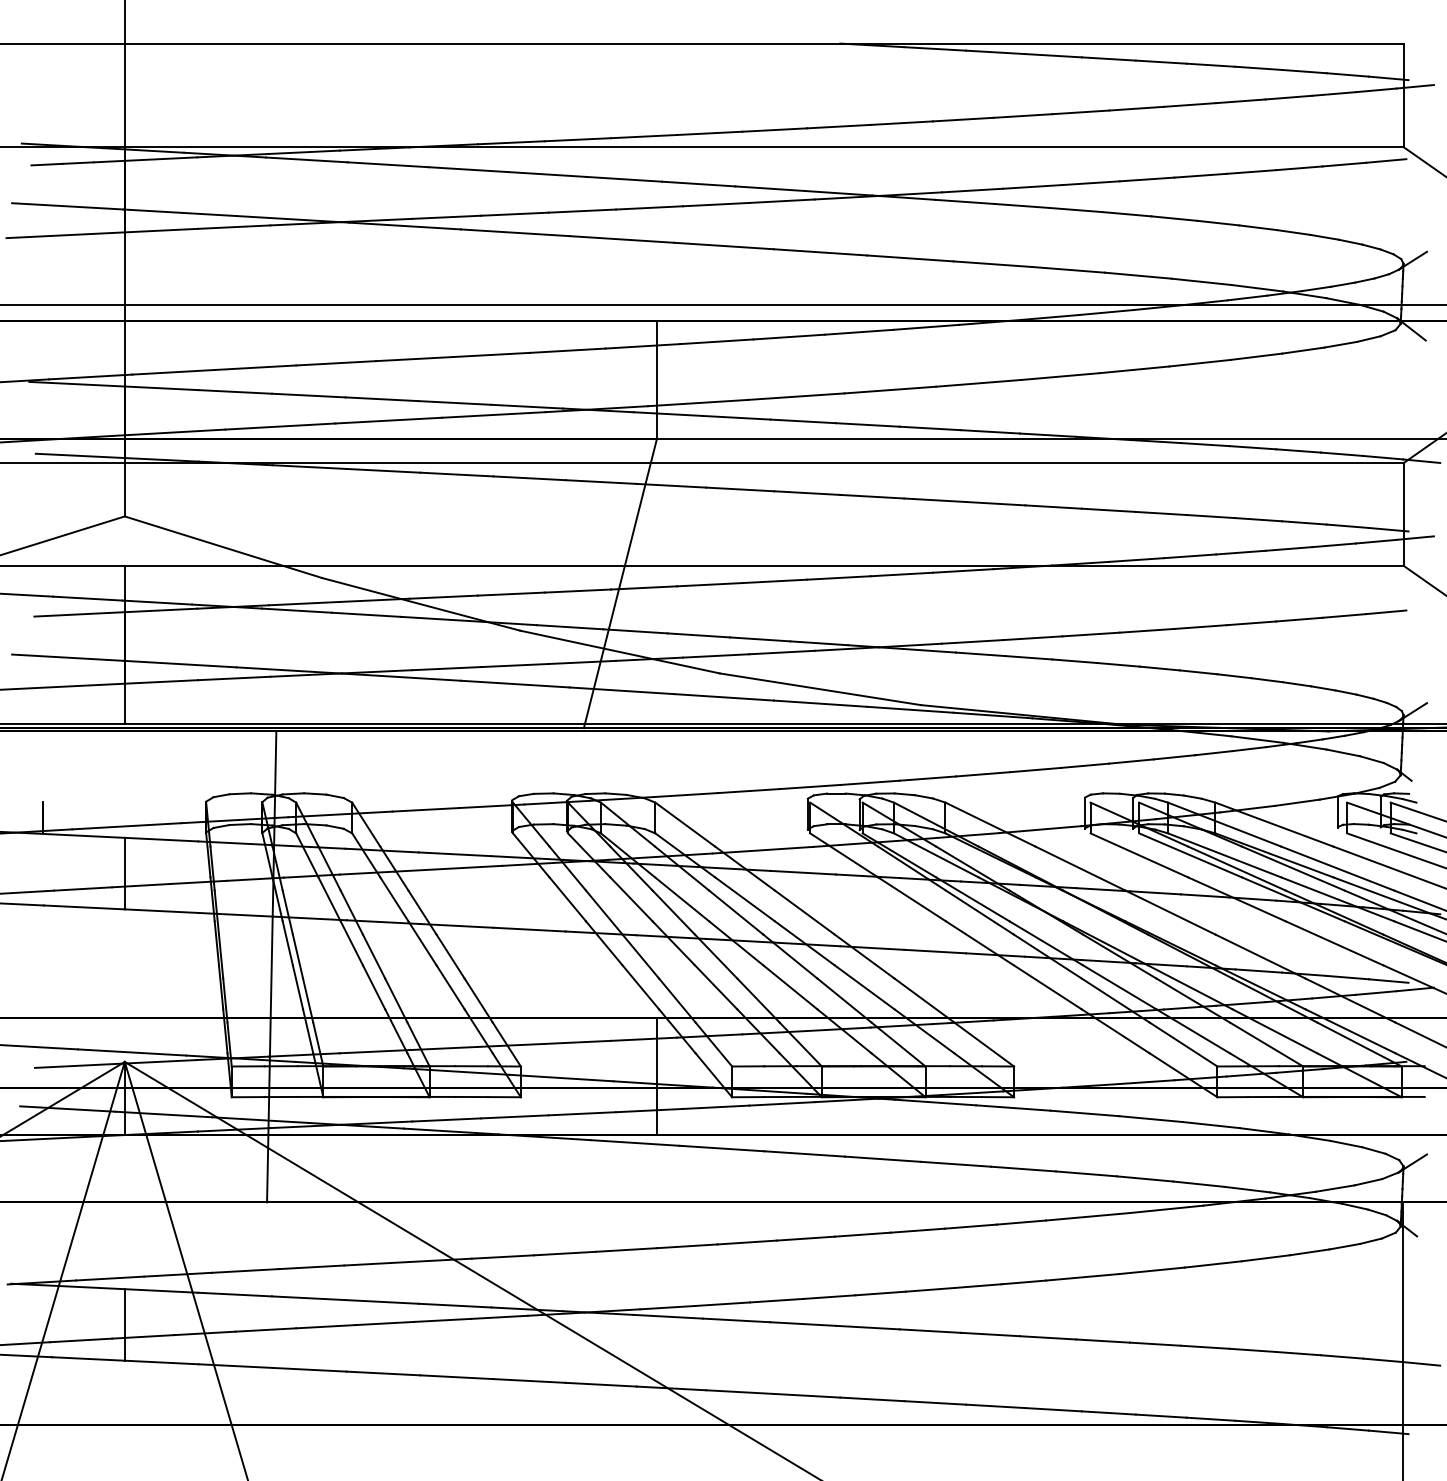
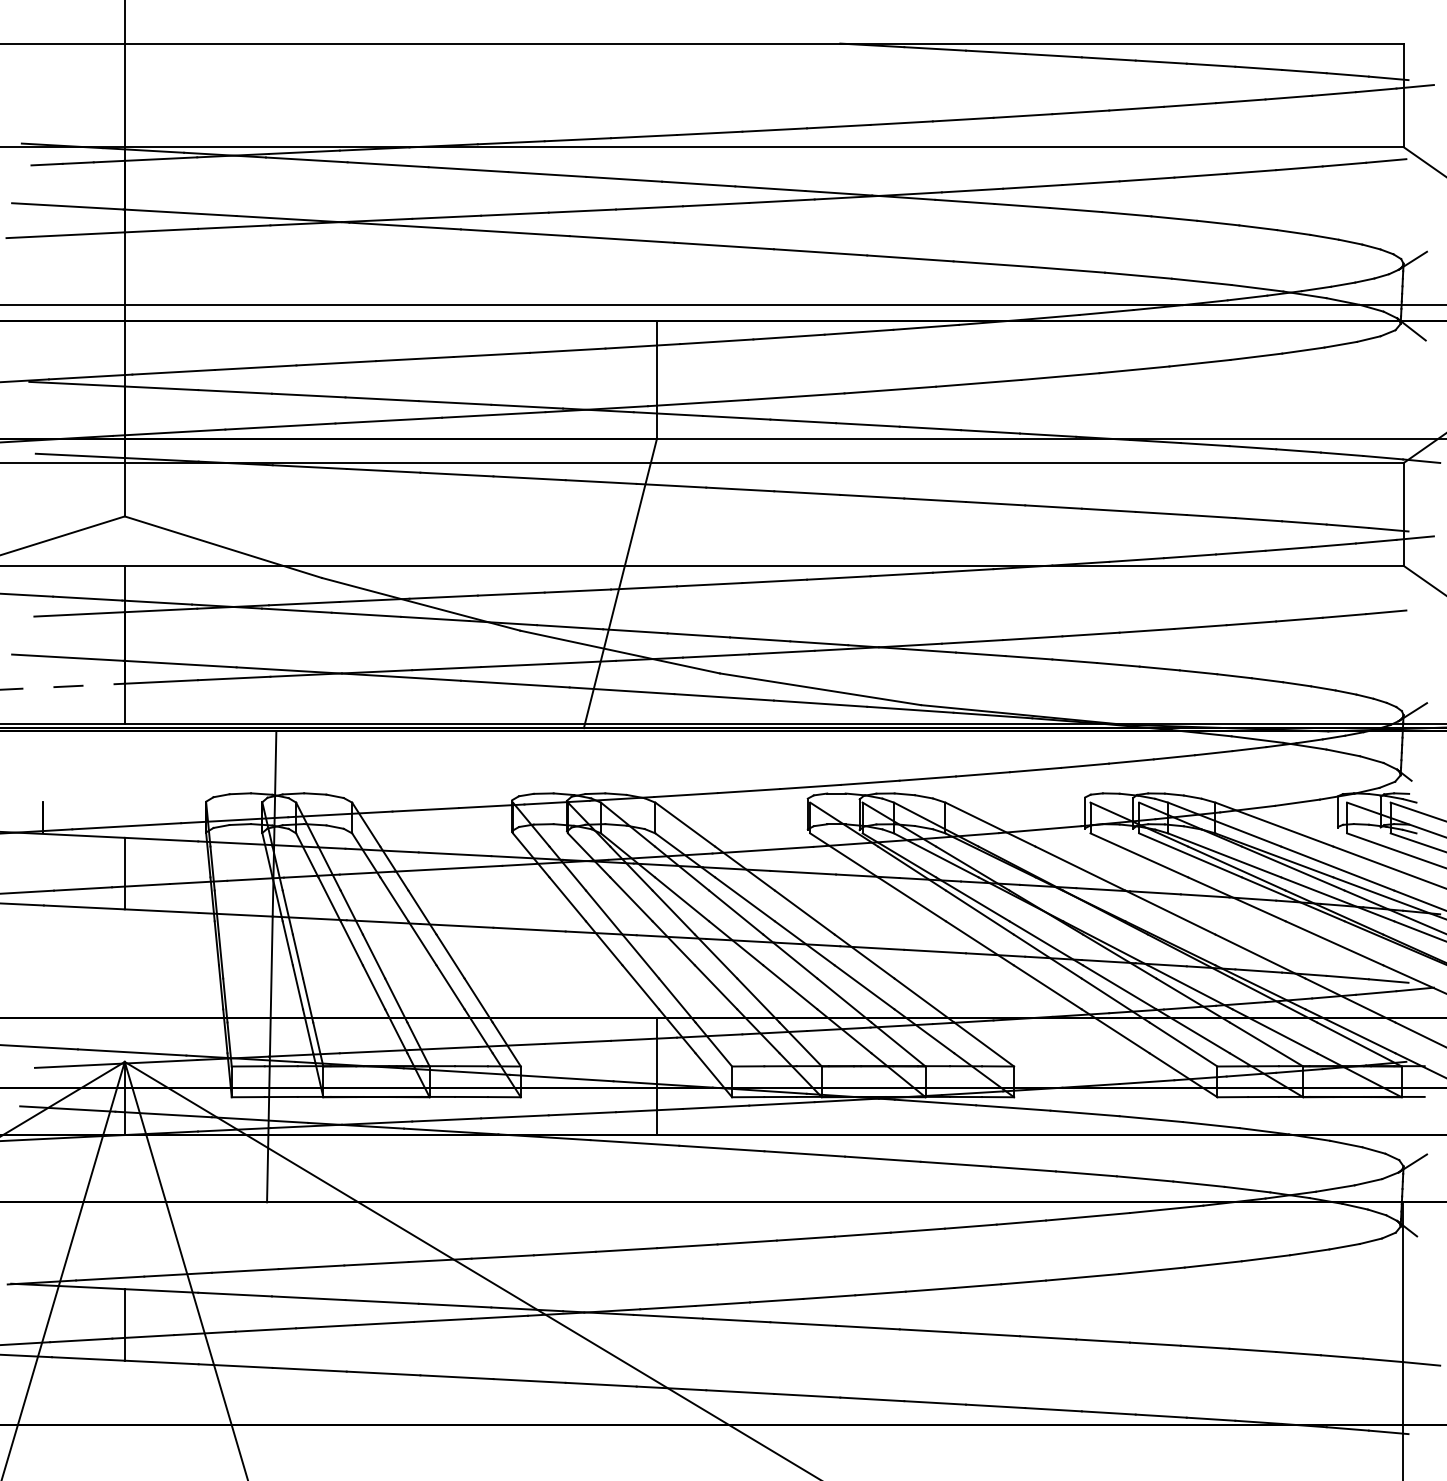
line: solid -> dashed (63, 686)
